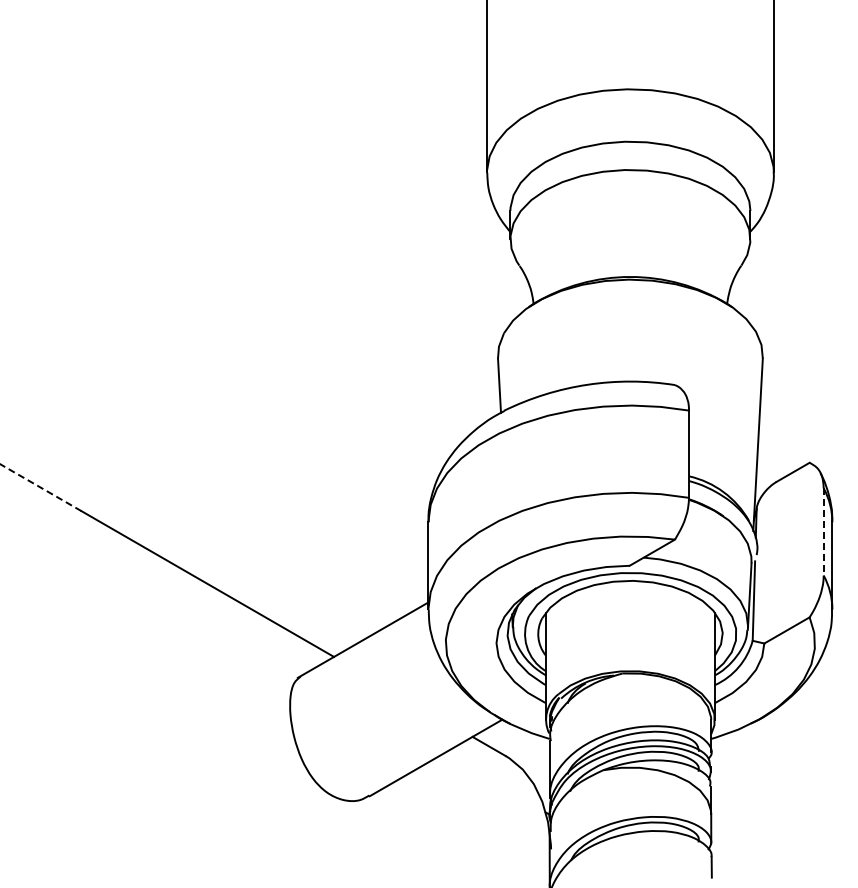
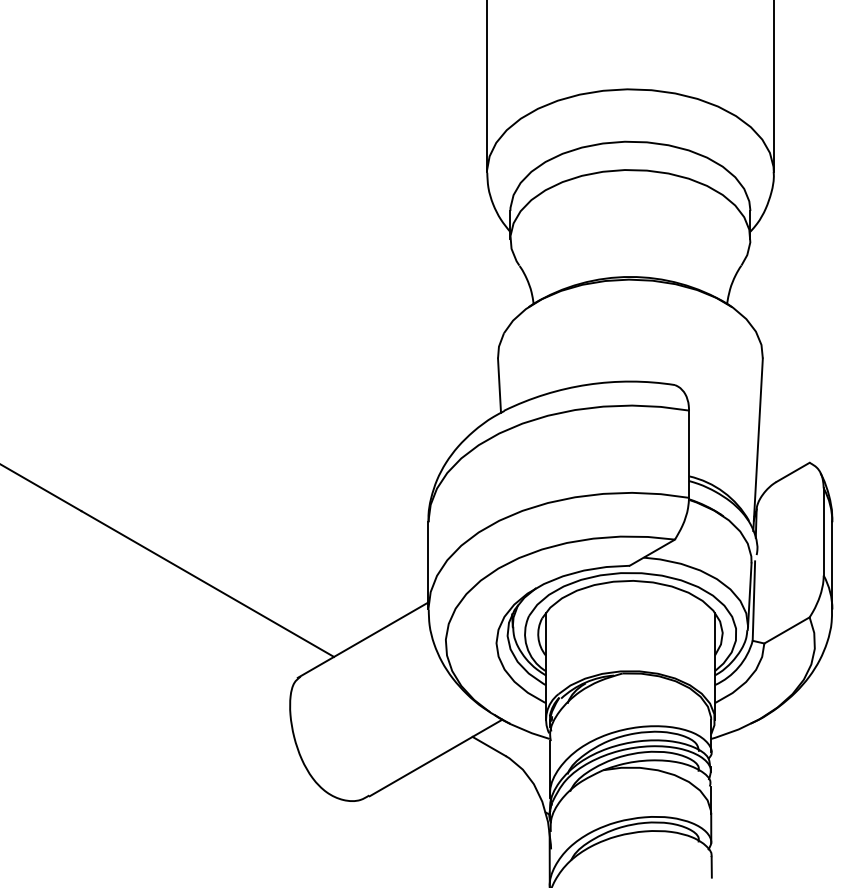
line: dashed -> solid (40, 487)
line: dashed -> solid (823, 531)
